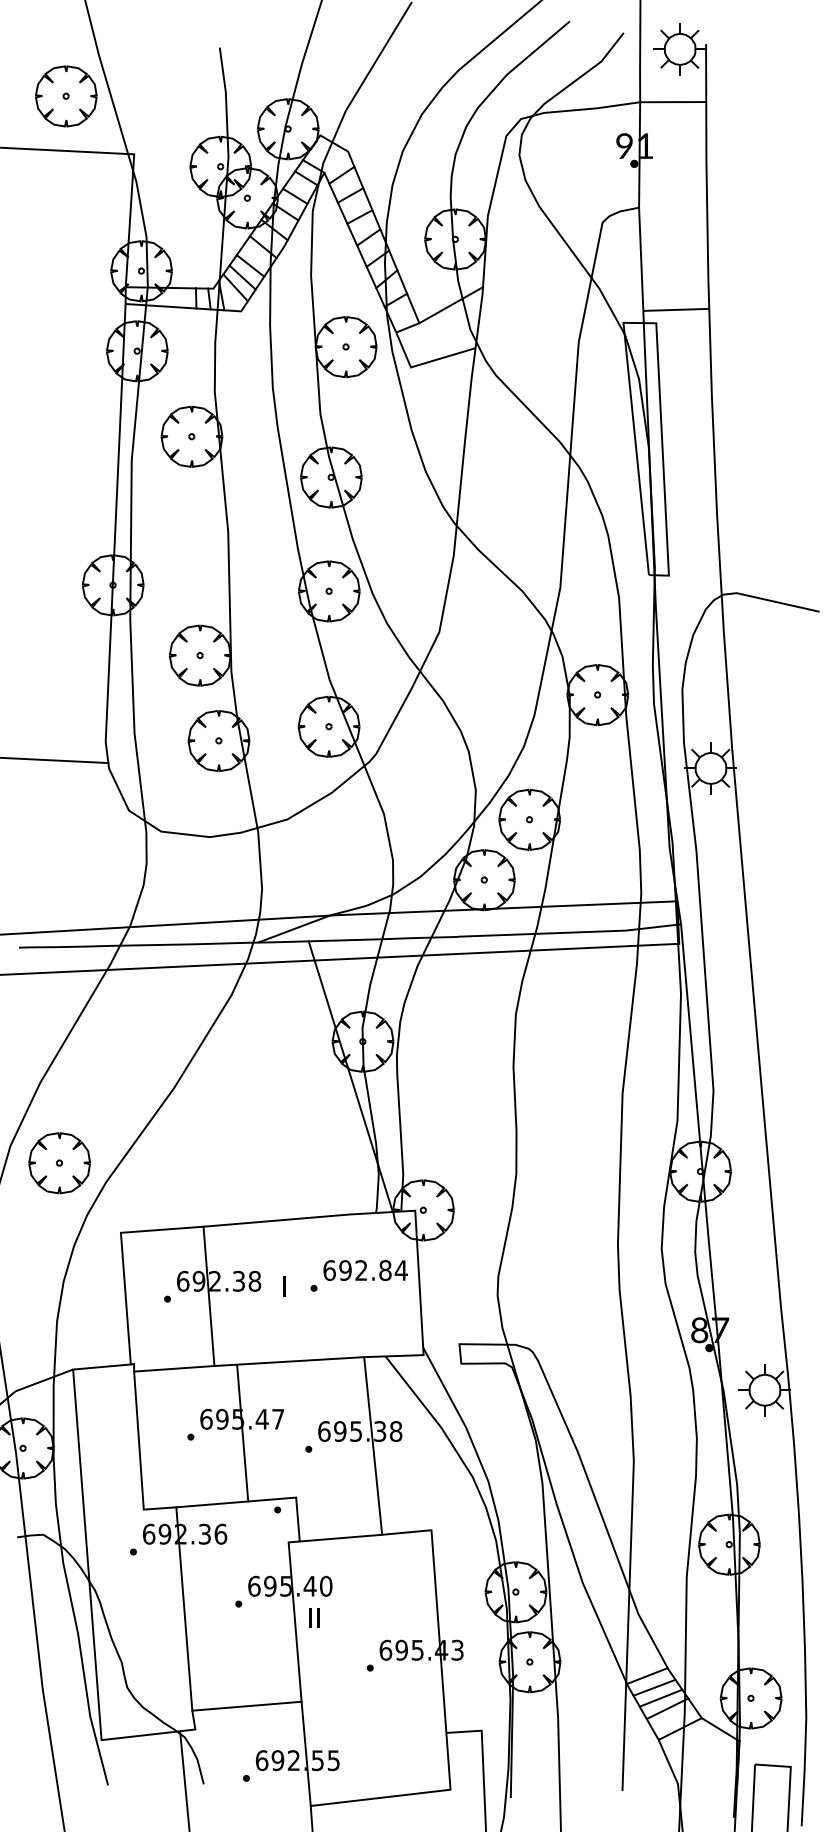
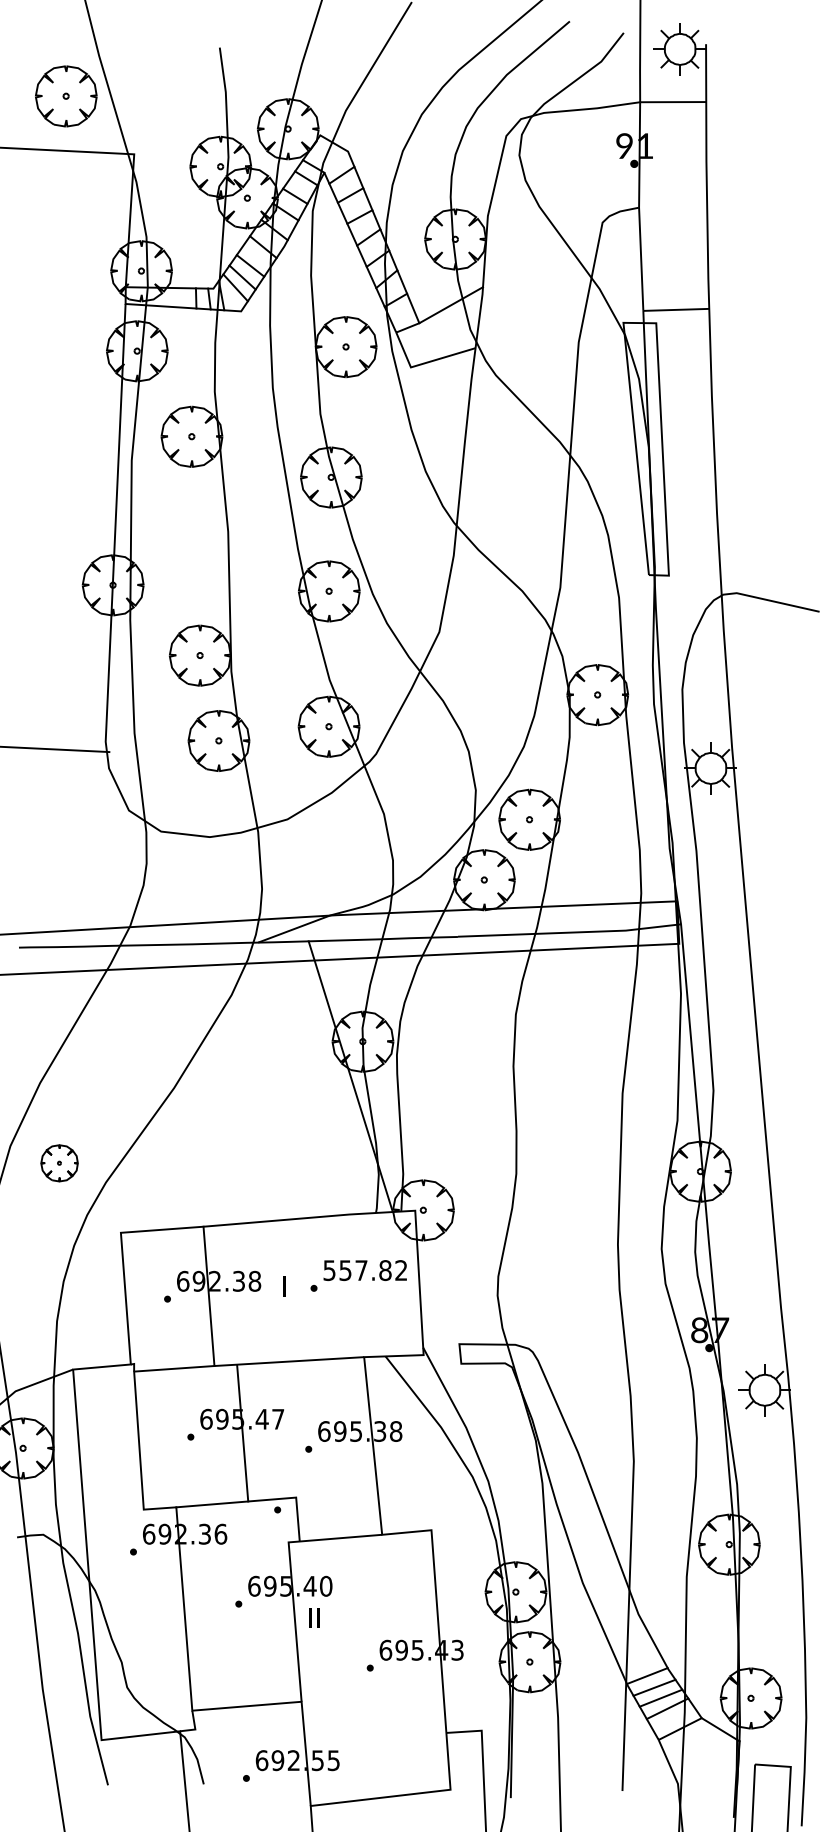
line position: (55, 760) -> (55, 749) (55, 749)
part size: 63x63 px -> 39x39 px (59, 1163)
text: 692.84 -> 557.82 (365, 1270)
